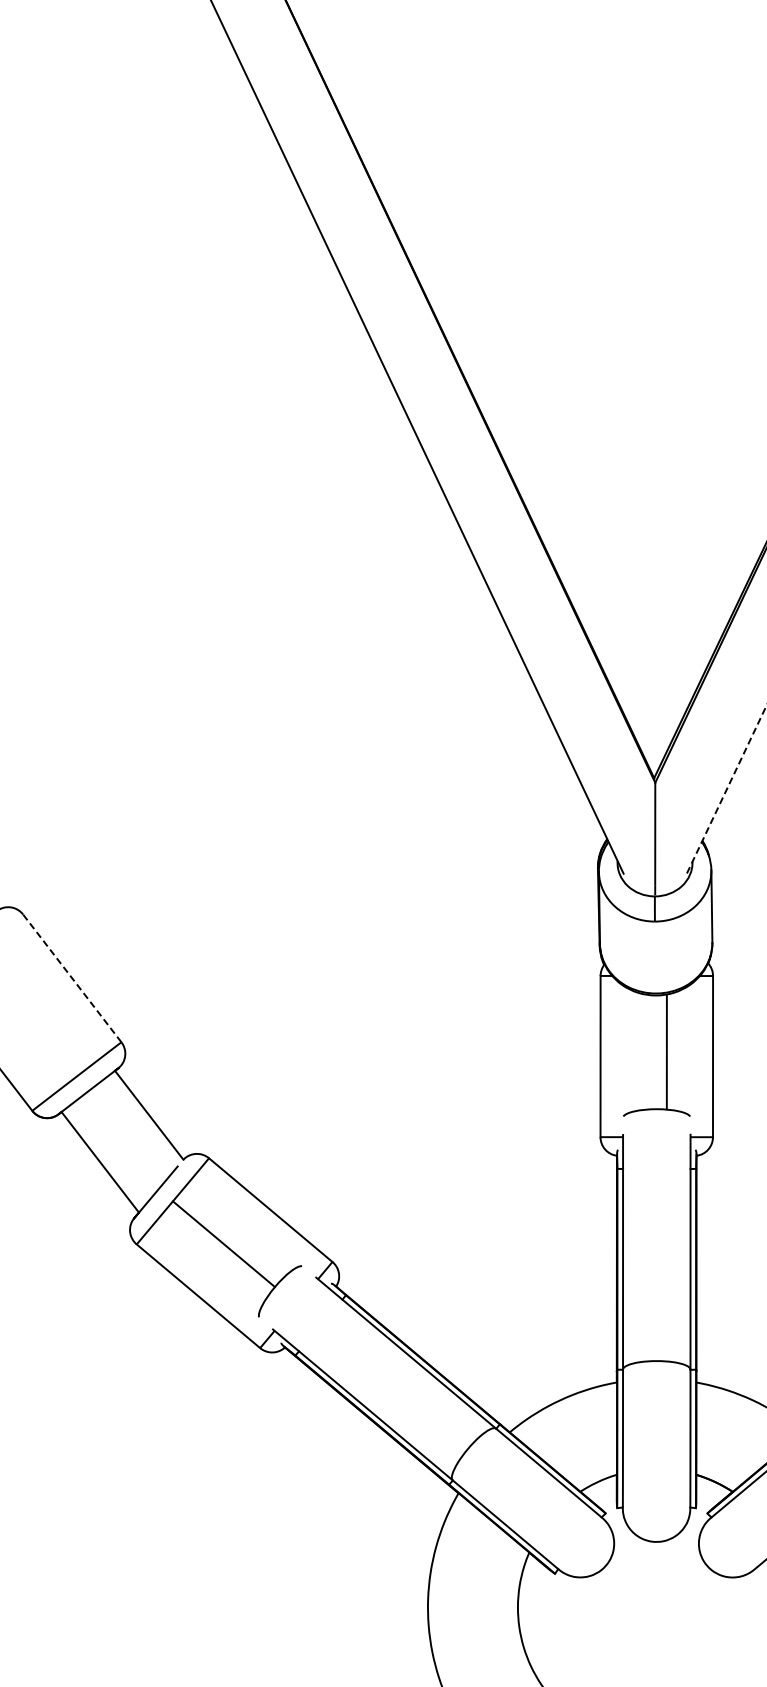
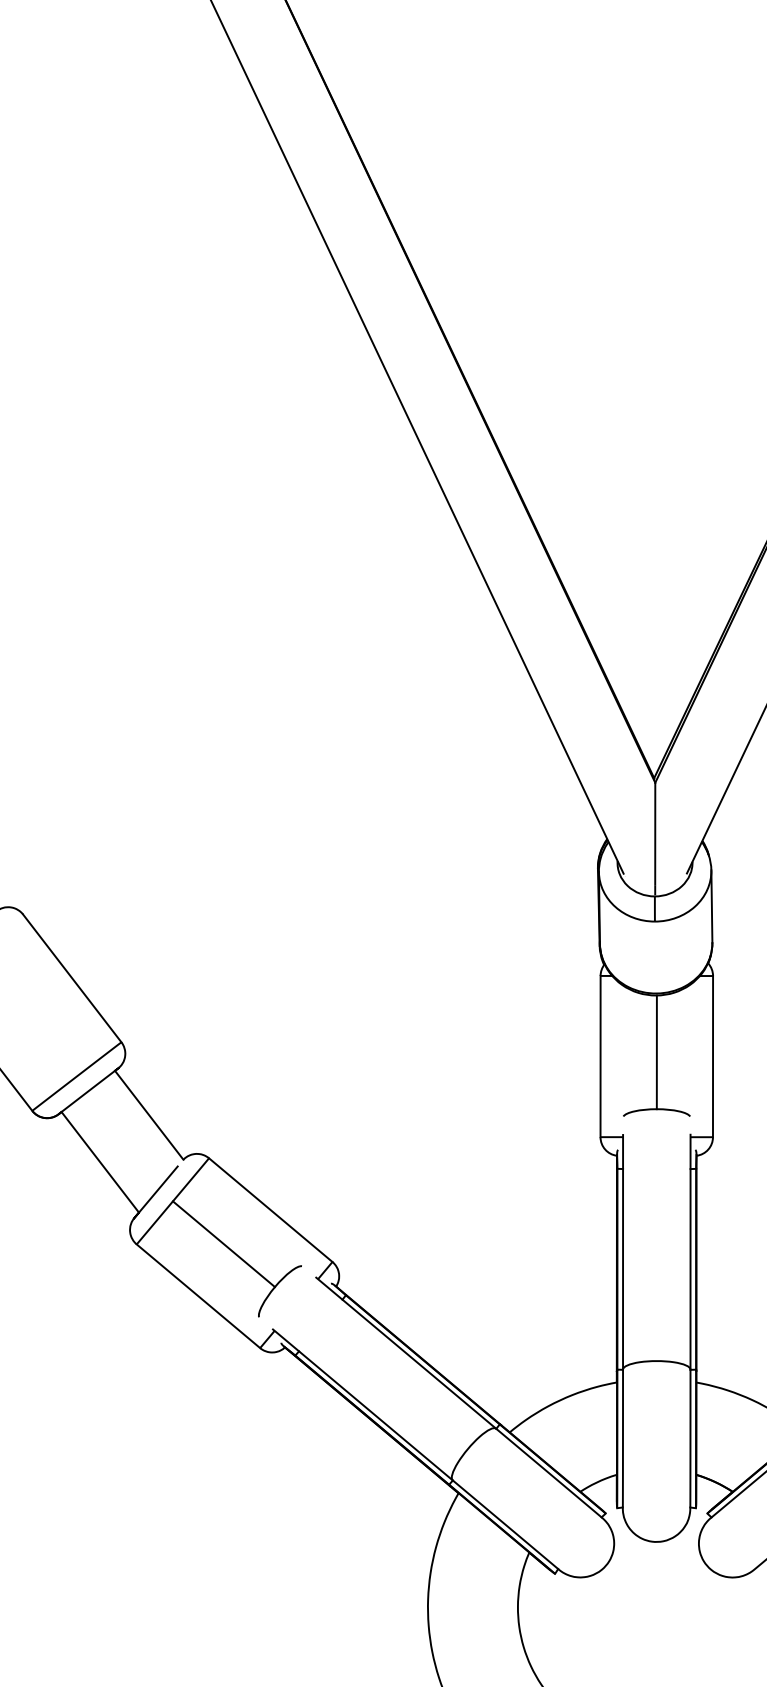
line: dashed -> solid (726, 789)
line: dashed -> solid (72, 978)
line position: (666, 1052) -> (656, 1052) (656, 1052)
